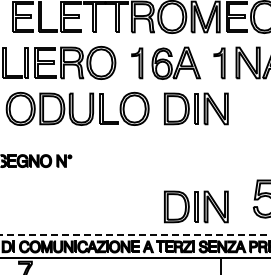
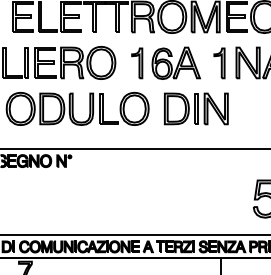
line: none -> present (134, 148)
part: present -> none (196, 206)
line: dashed -> solid (135, 235)
